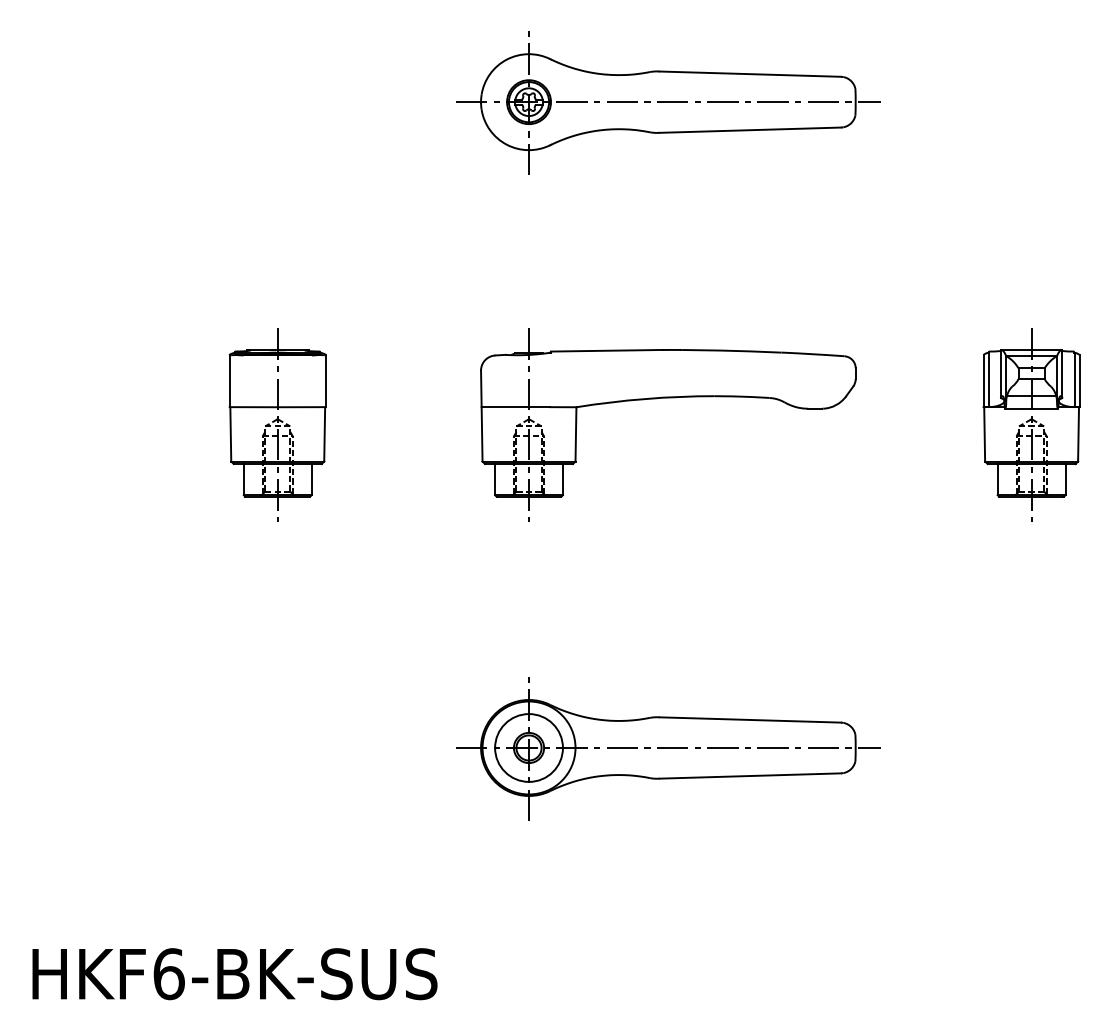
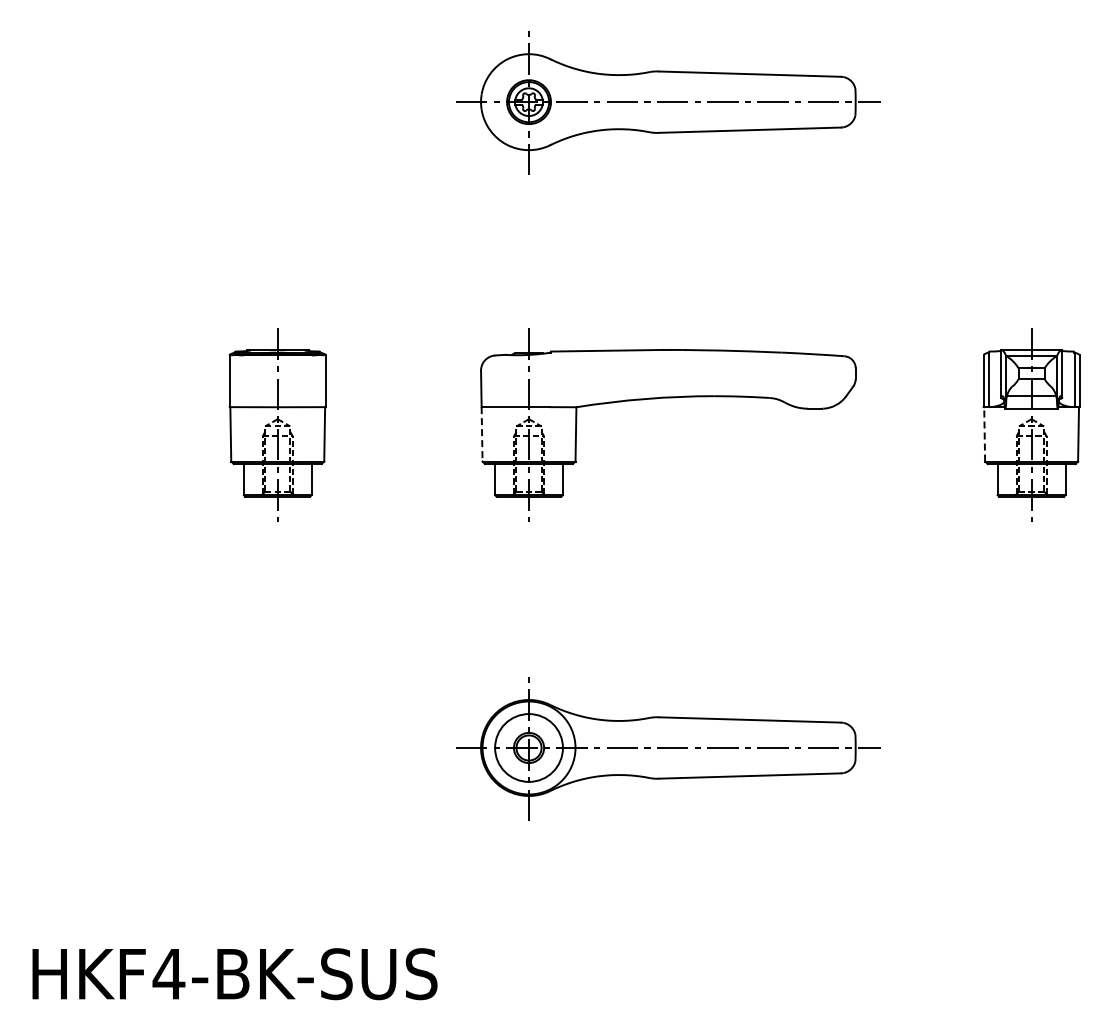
line: solid -> dashed (984, 433)
line: solid -> dashed (482, 434)
text: HKF6-BK-SUS -> HKF4-BK-SUS (168, 974)
